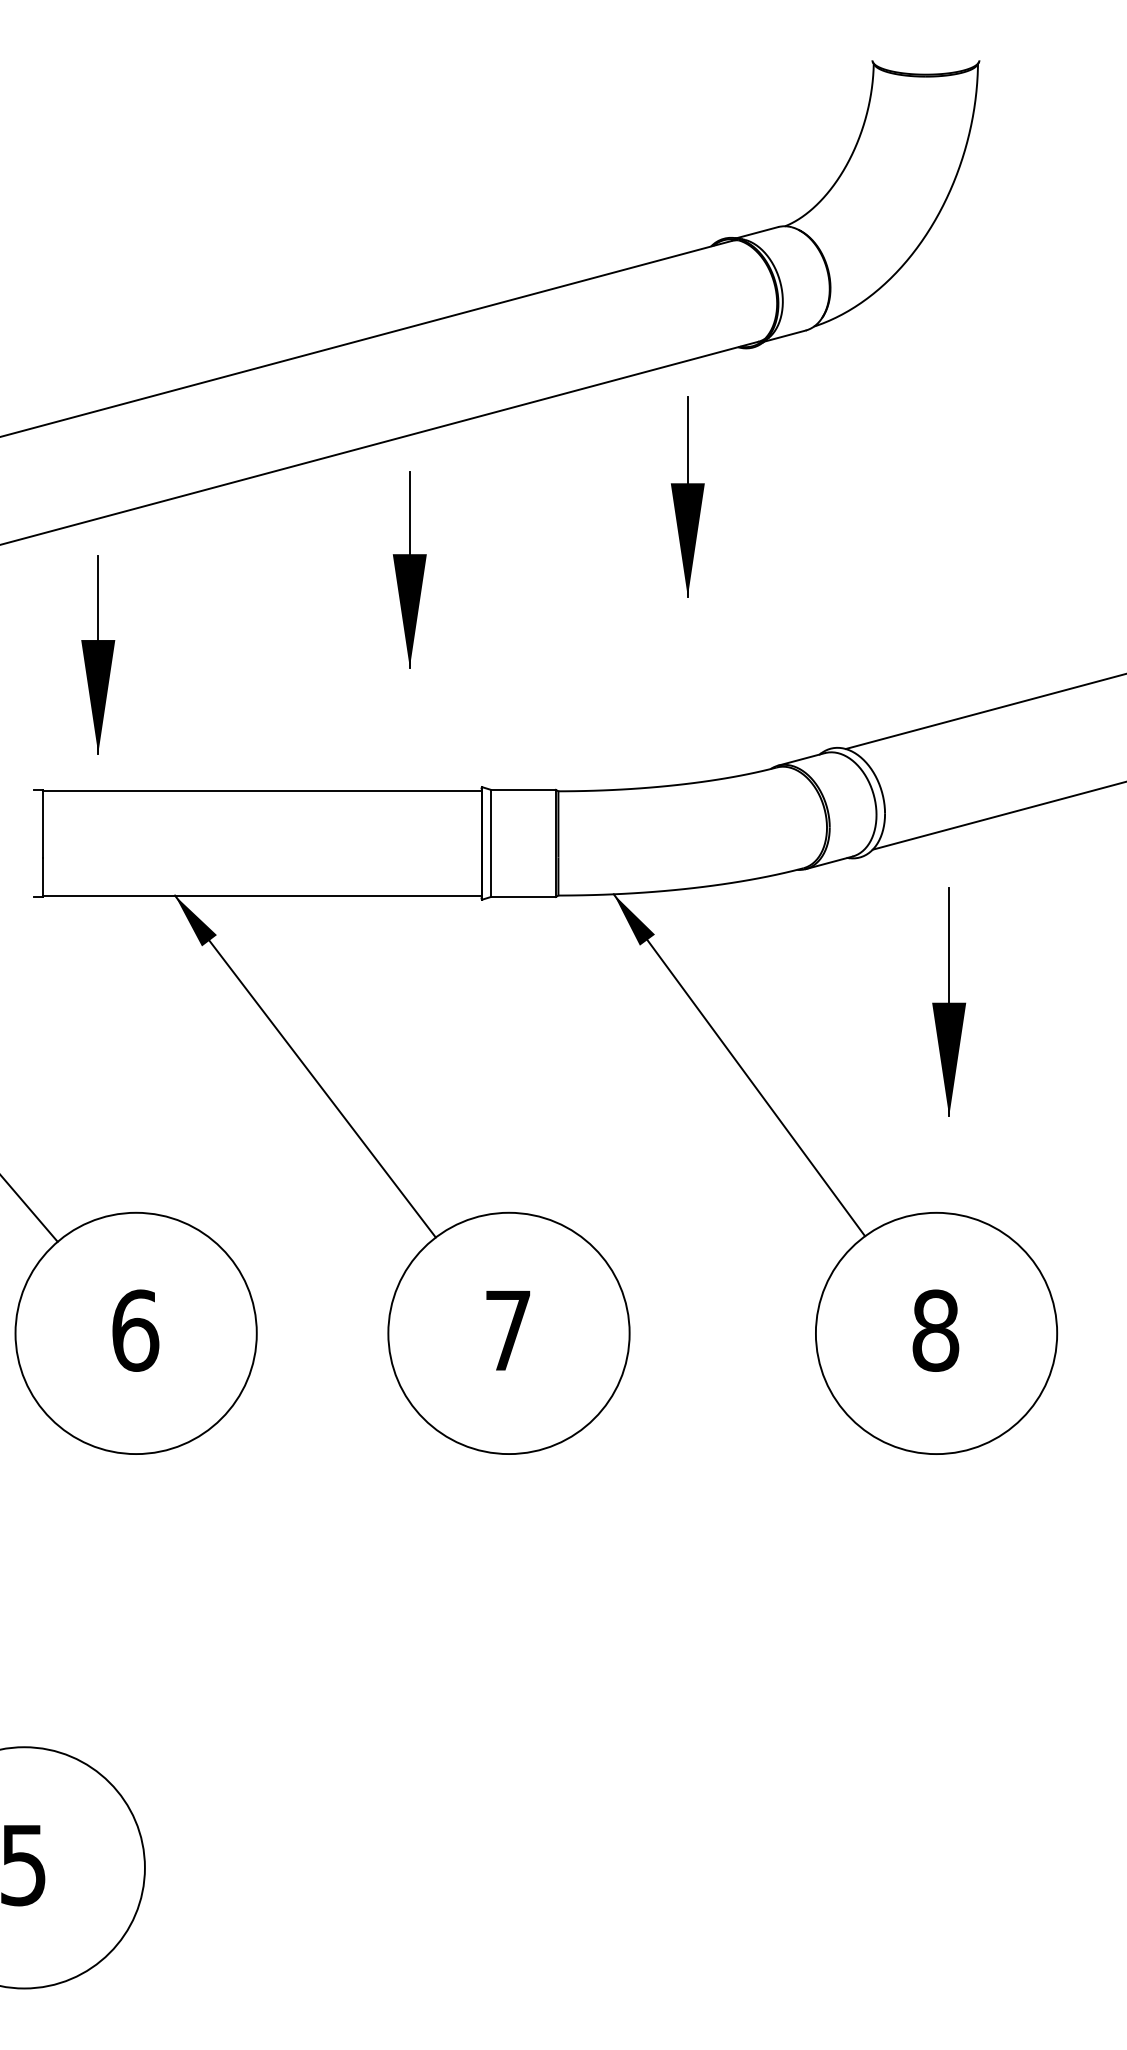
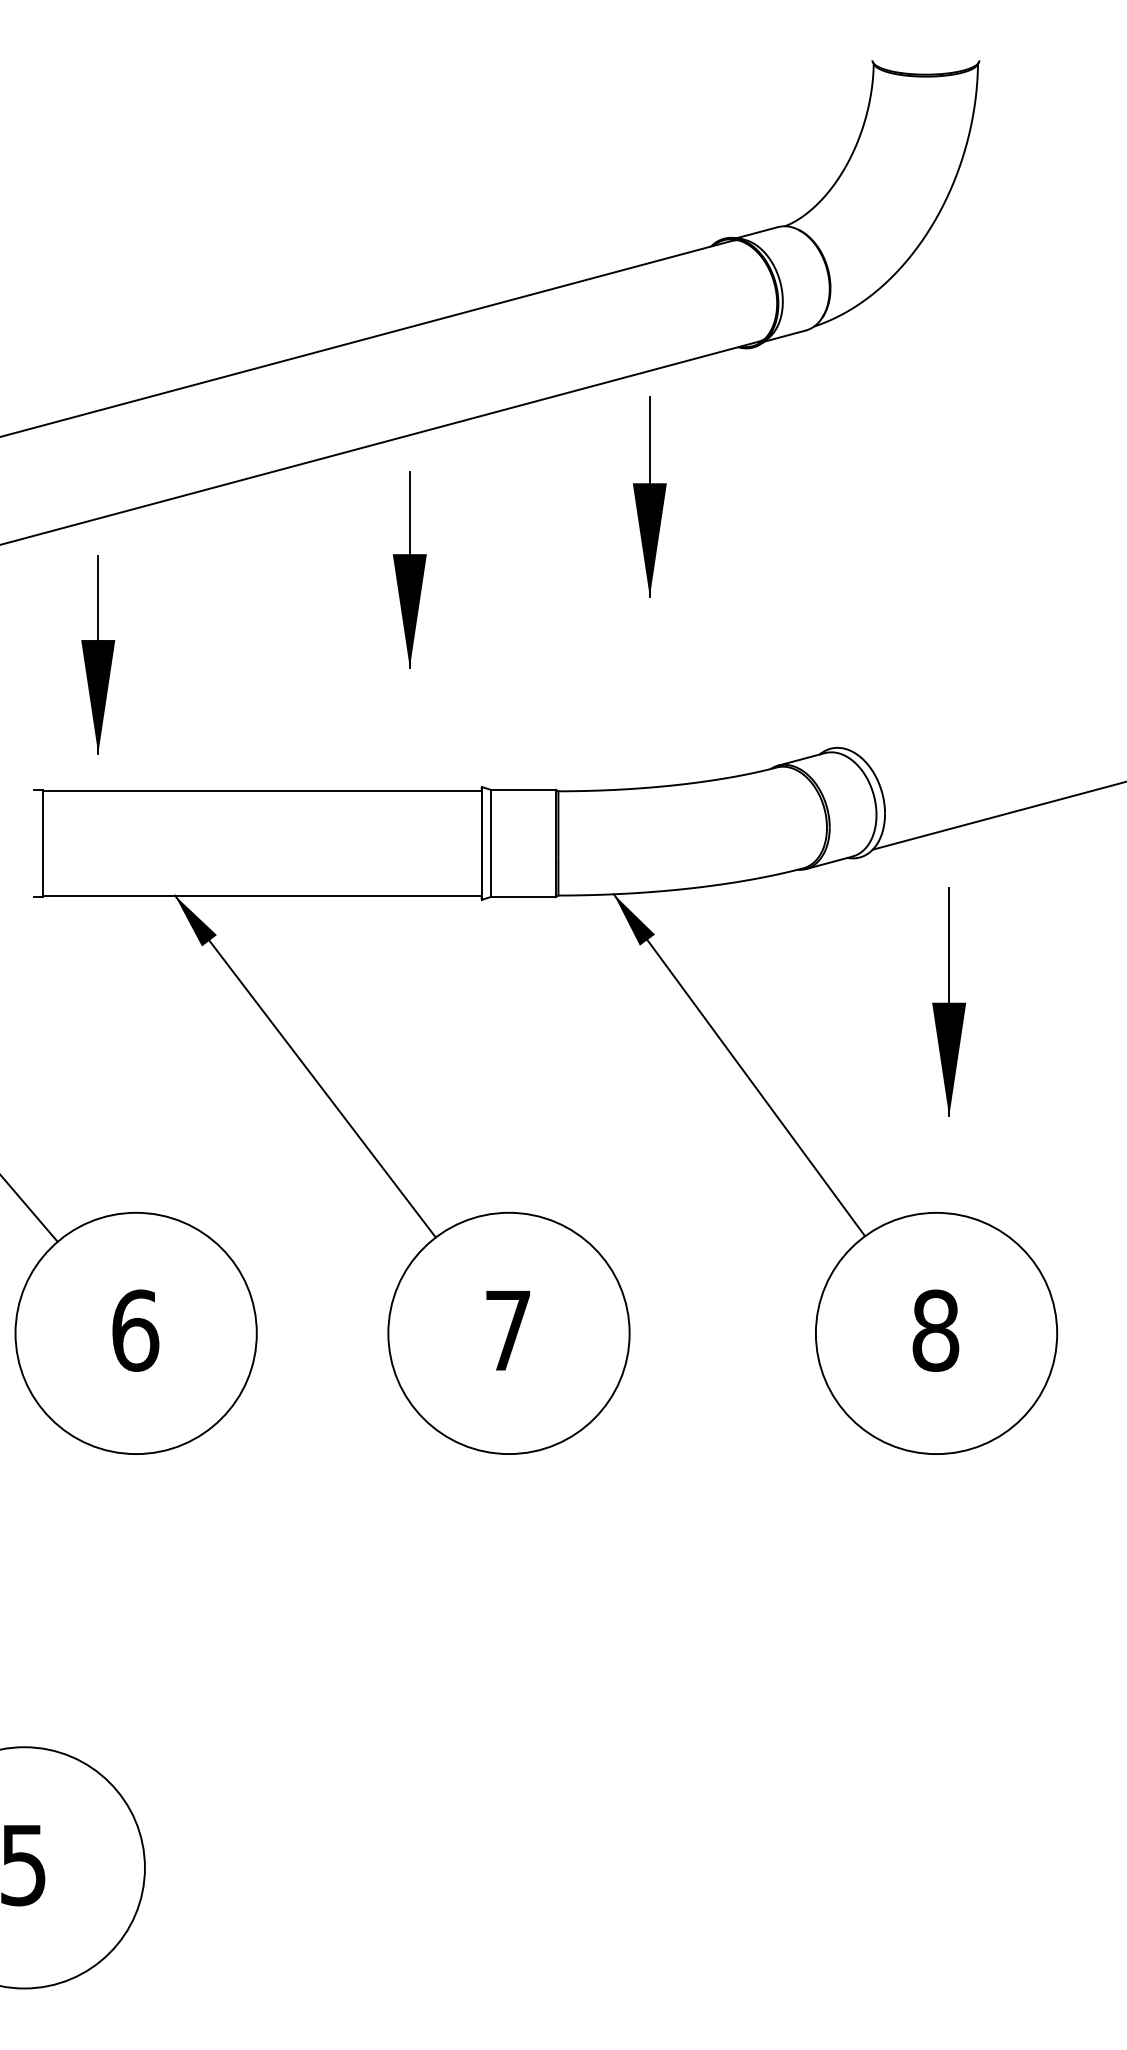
part position: (687, 496) -> (649, 496) (649, 496)
line: present -> none (984, 711)
